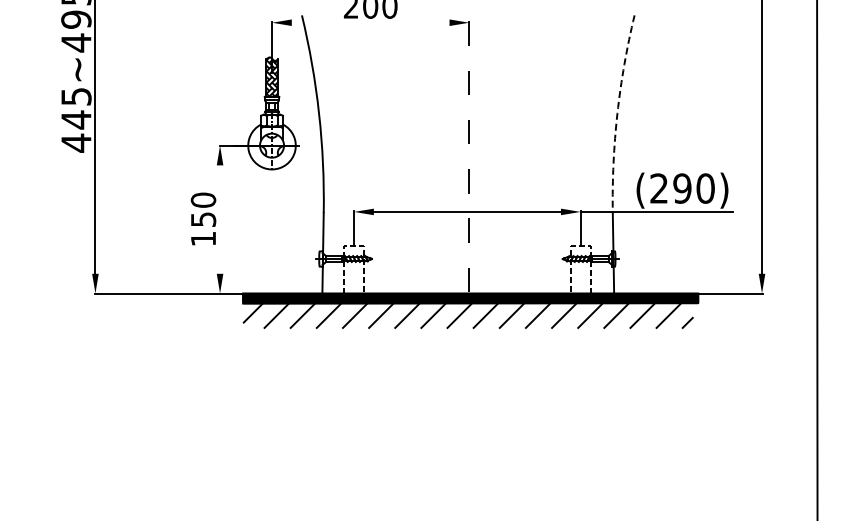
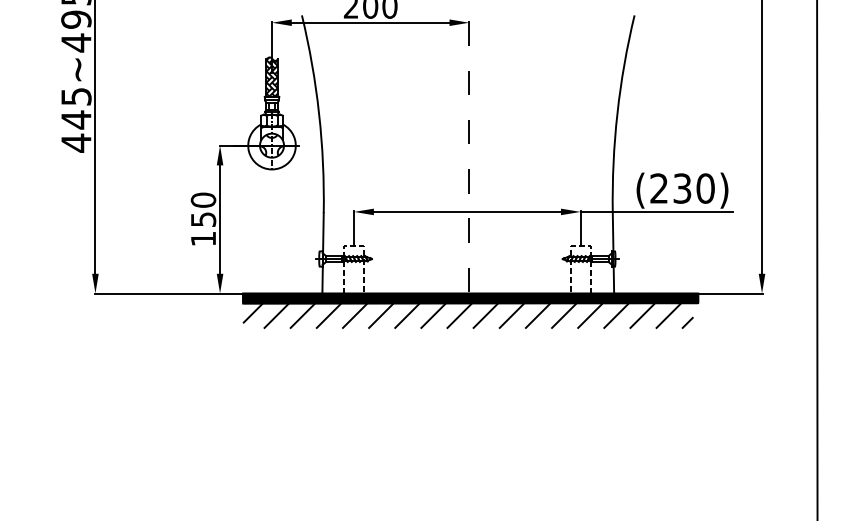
line: none -> present (370, 22)
arc: dashed -> solid (617, 113)
text: (290) -> (230) (682, 188)
line: none -> present (220, 219)
